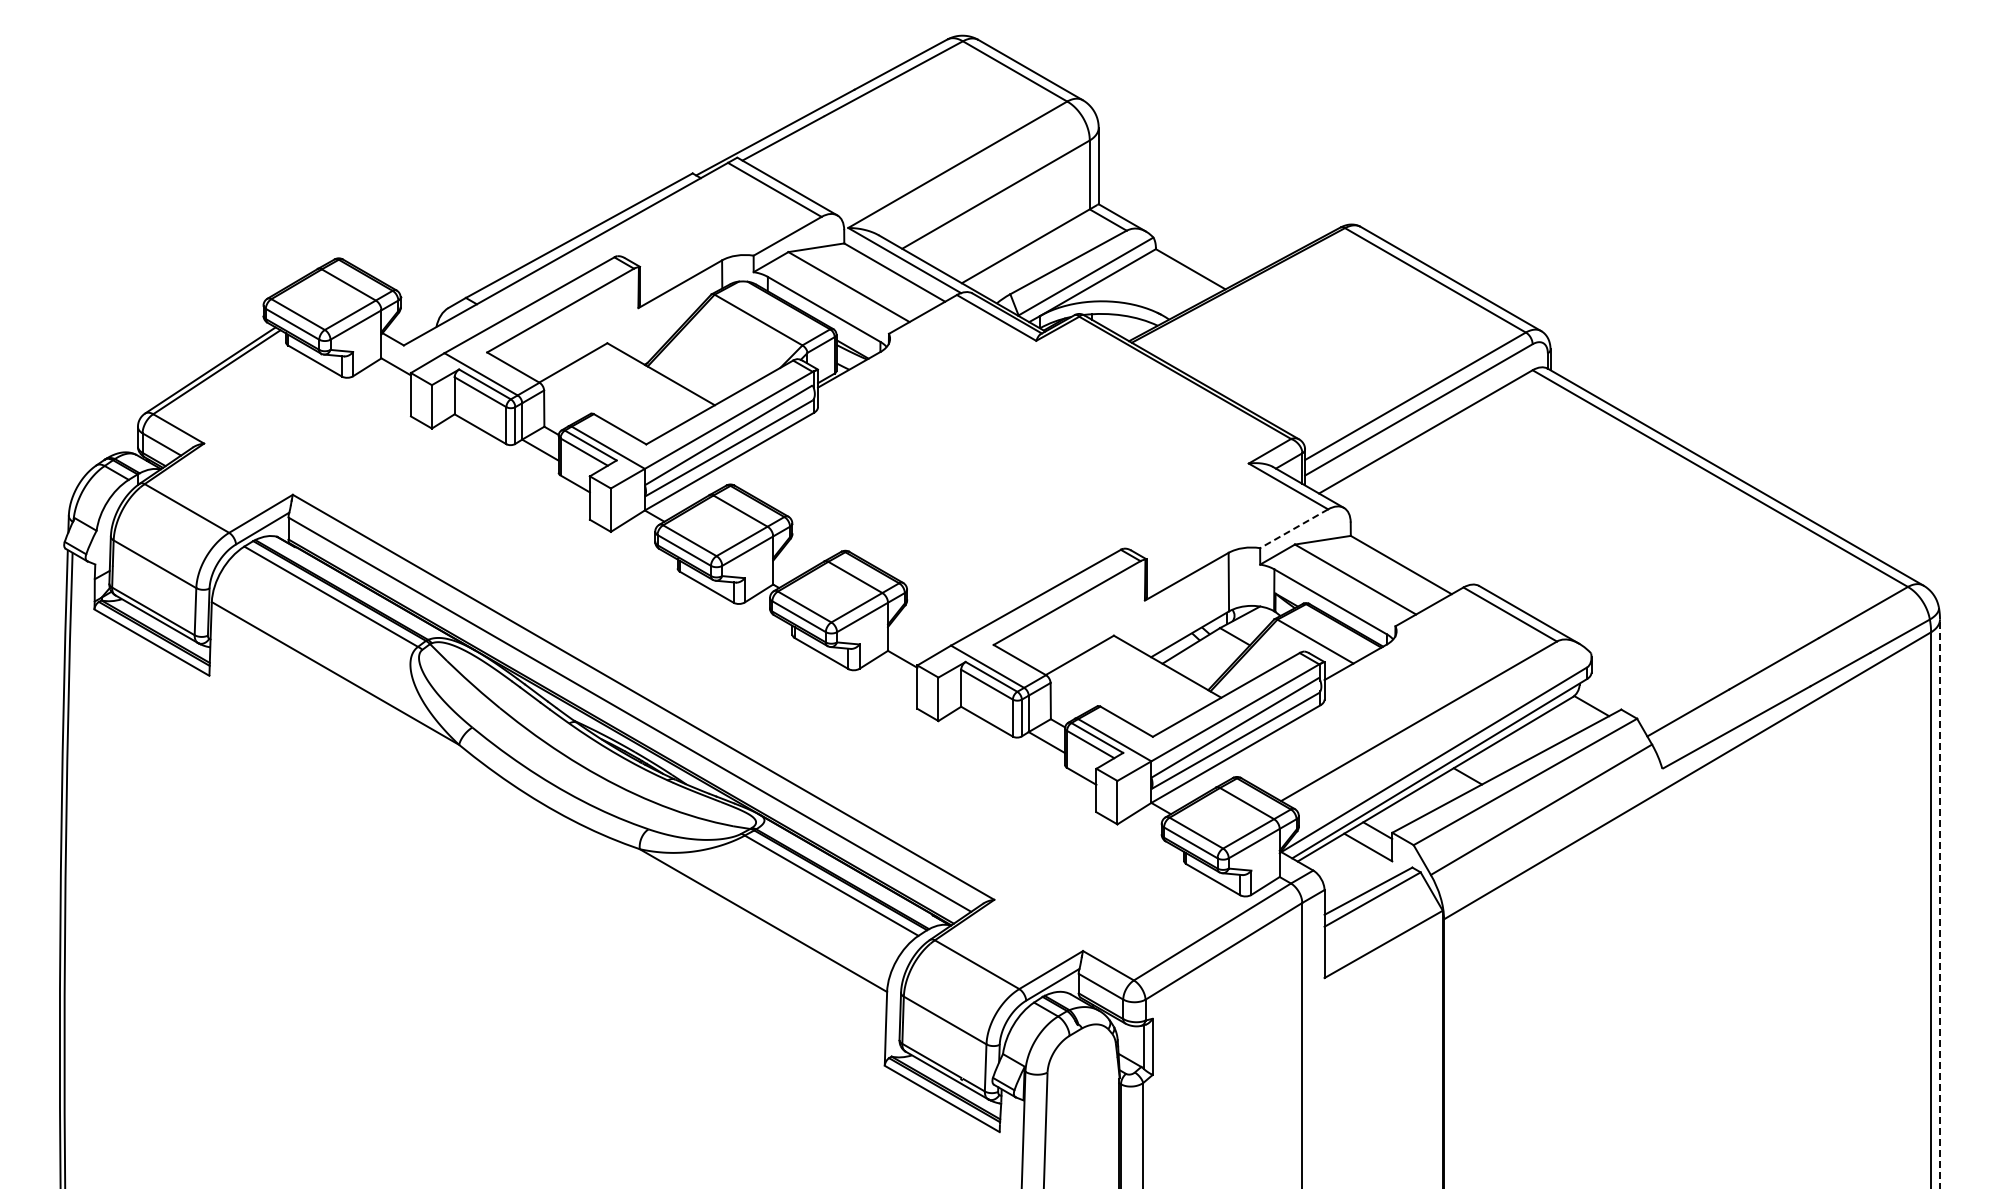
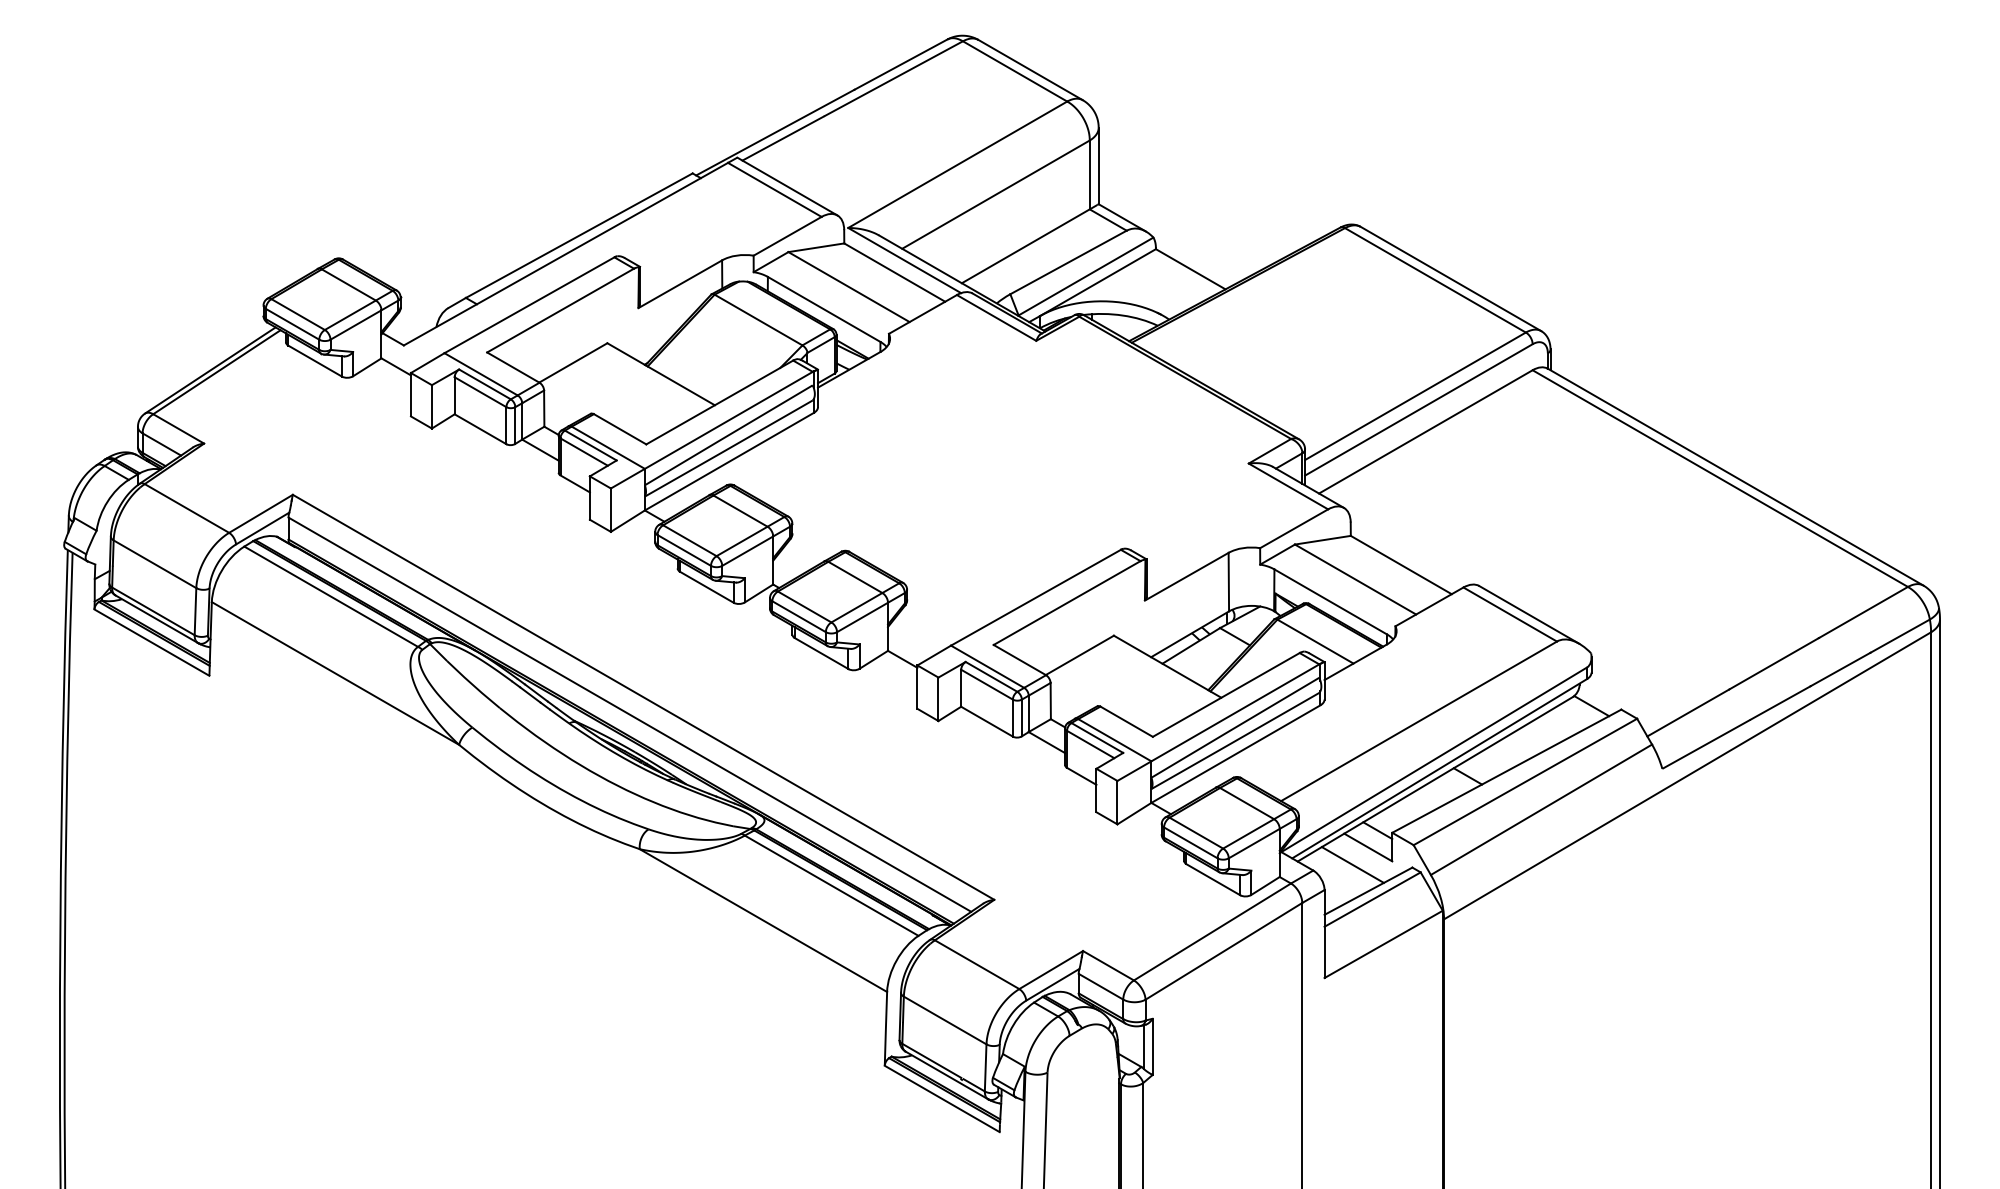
line: dashed -> solid (1293, 529)
line: none -> present (1352, 864)
line: dashed -> solid (1939, 903)
